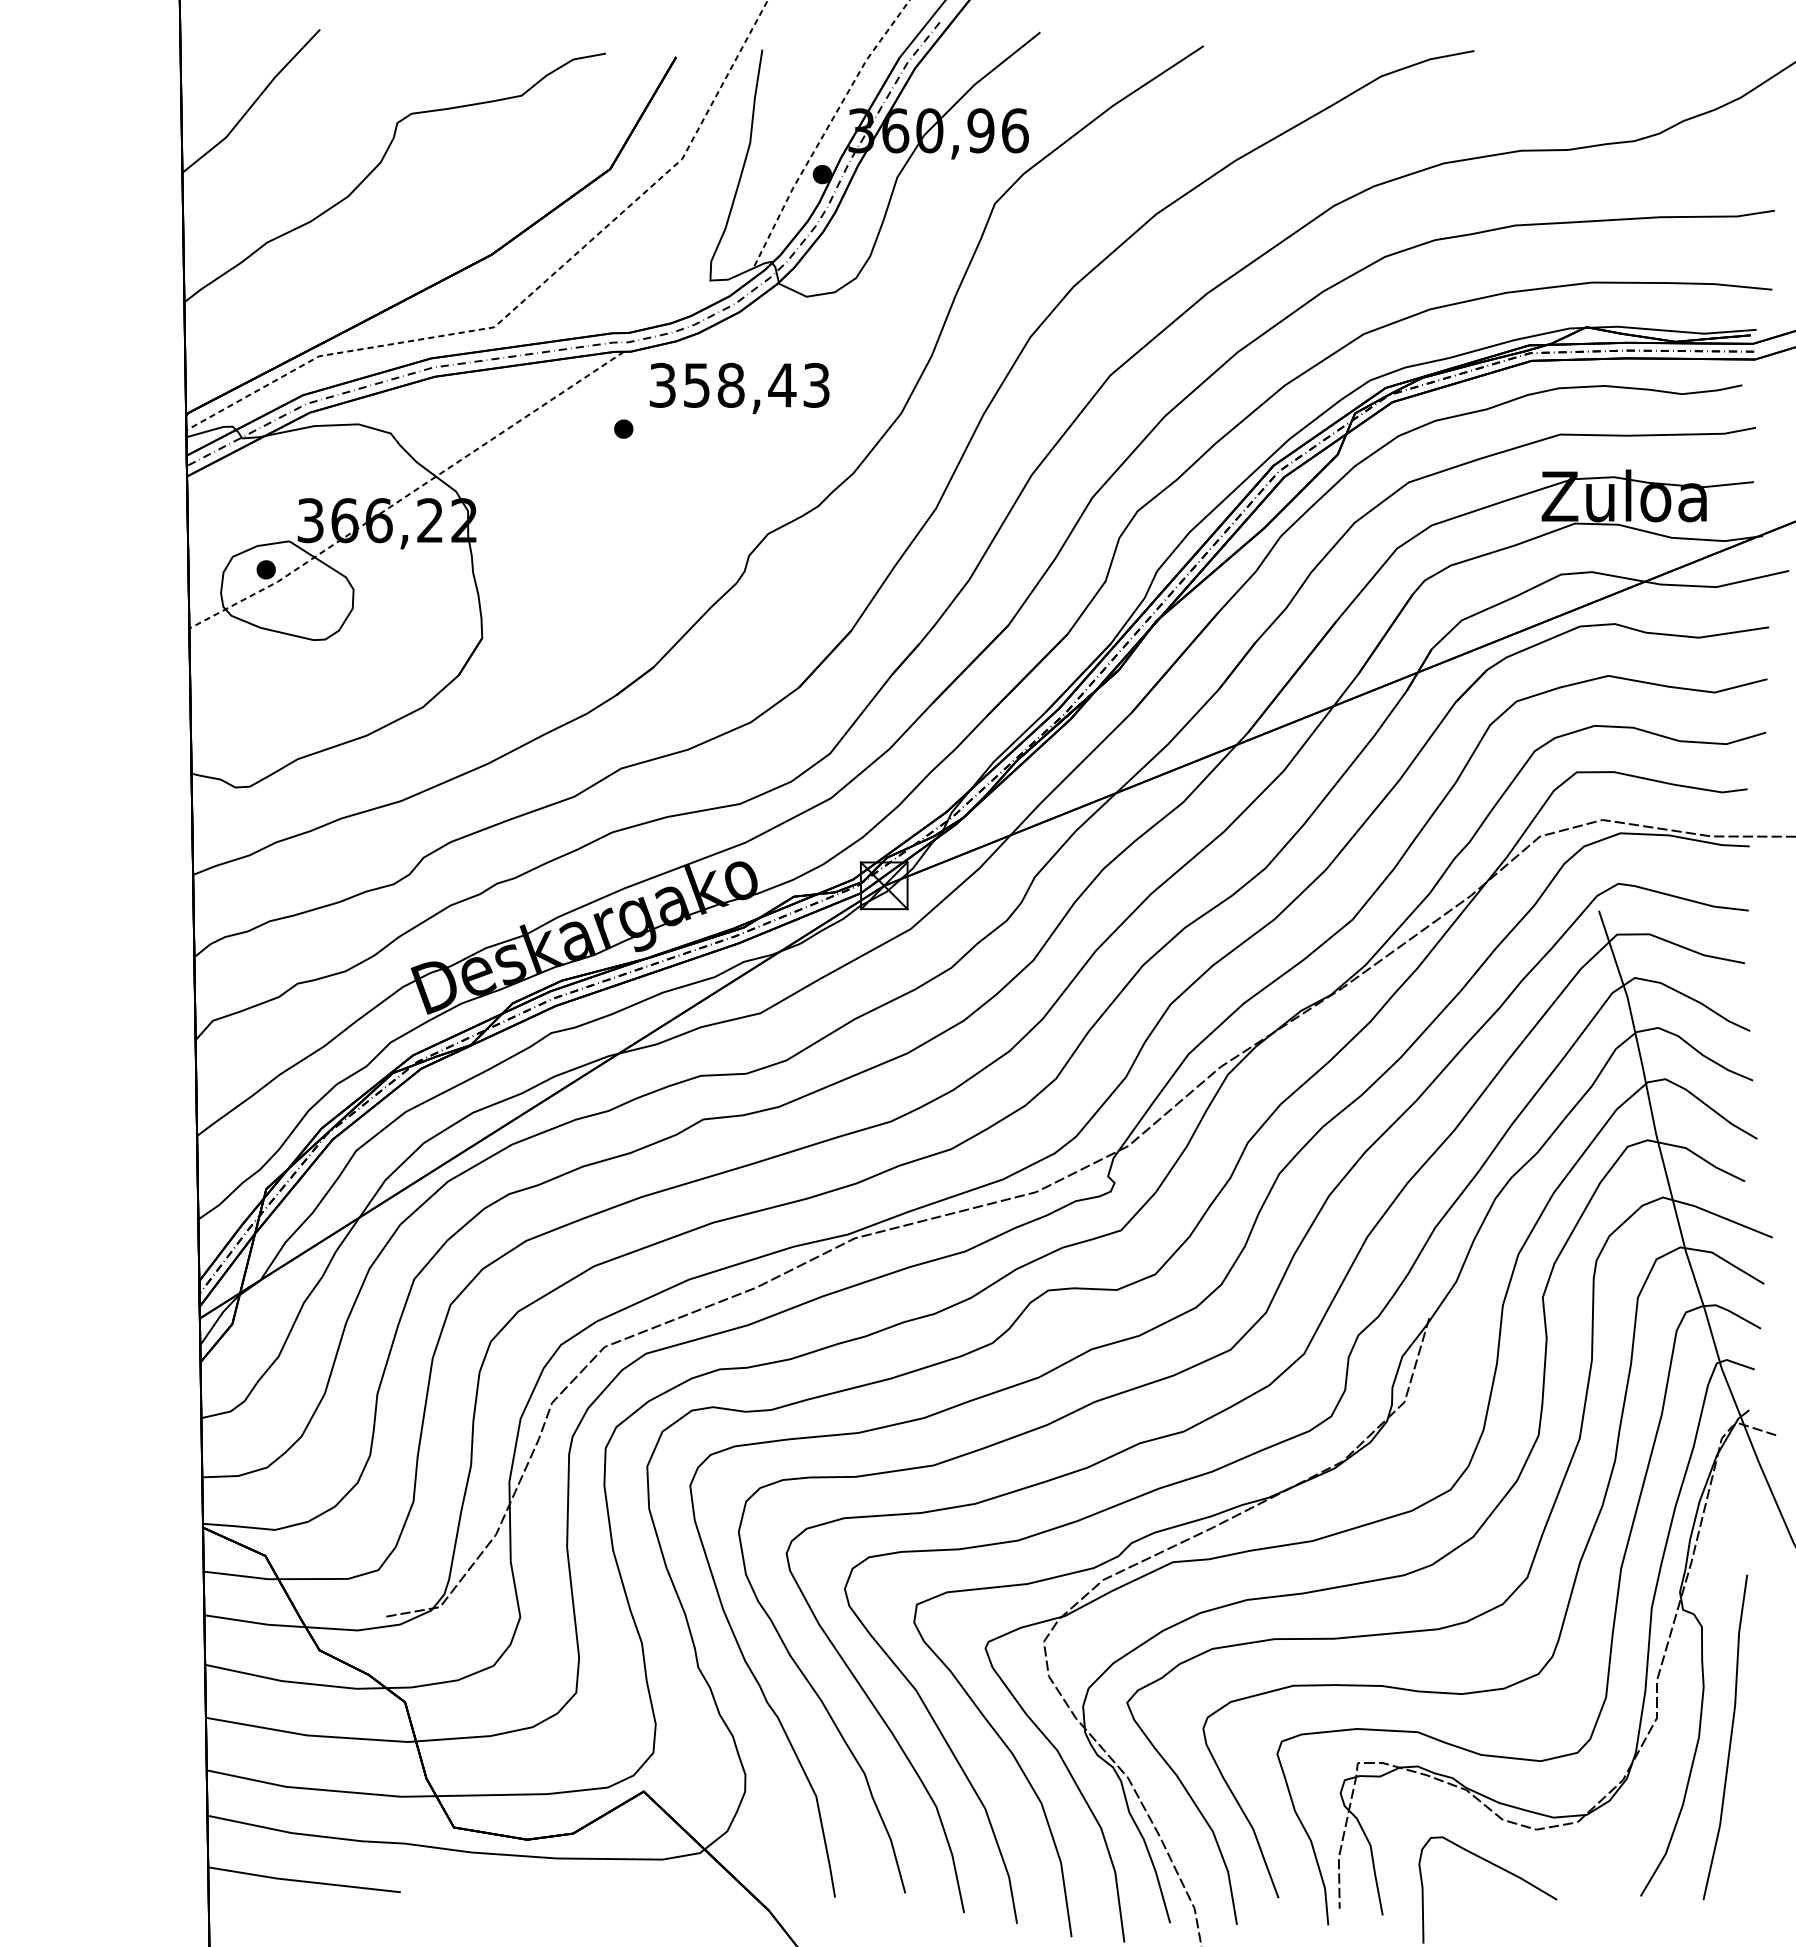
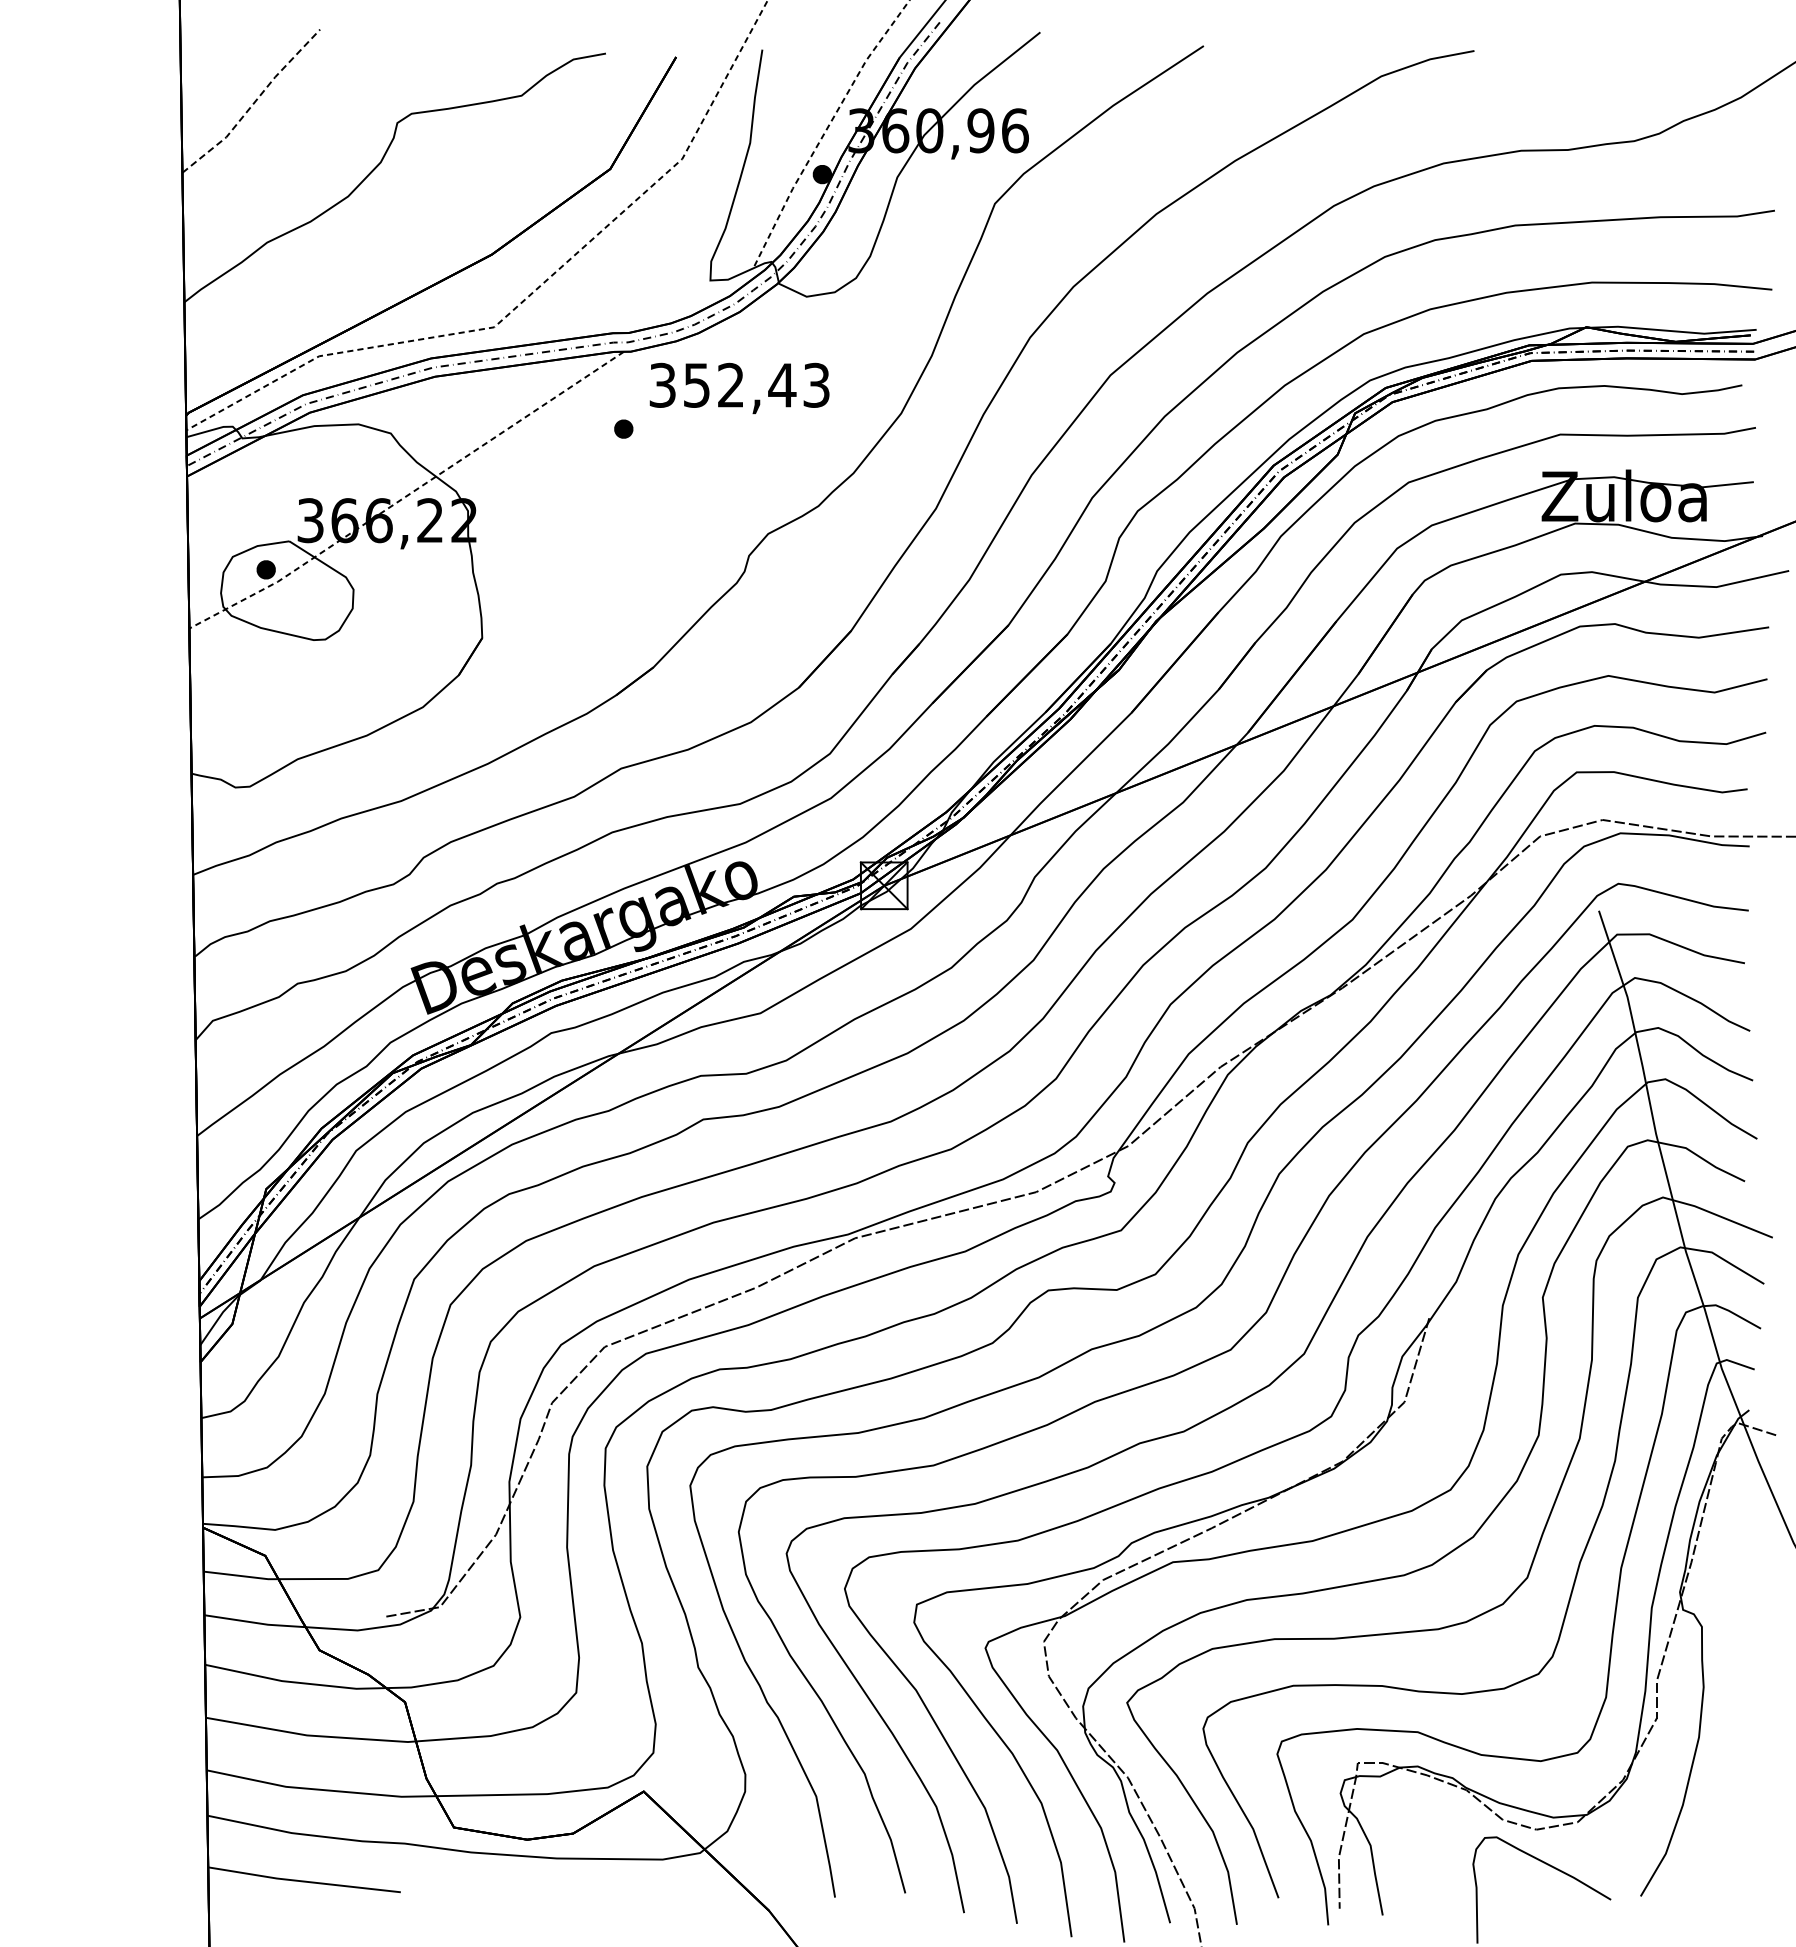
line: solid -> dashed (253, 103)
text: 358,43 -> 352,43 (730, 384)
line: present -> none (1730, 1737)
curve position: (1497, 1867) -> (1551, 1867) (1551, 1867)
